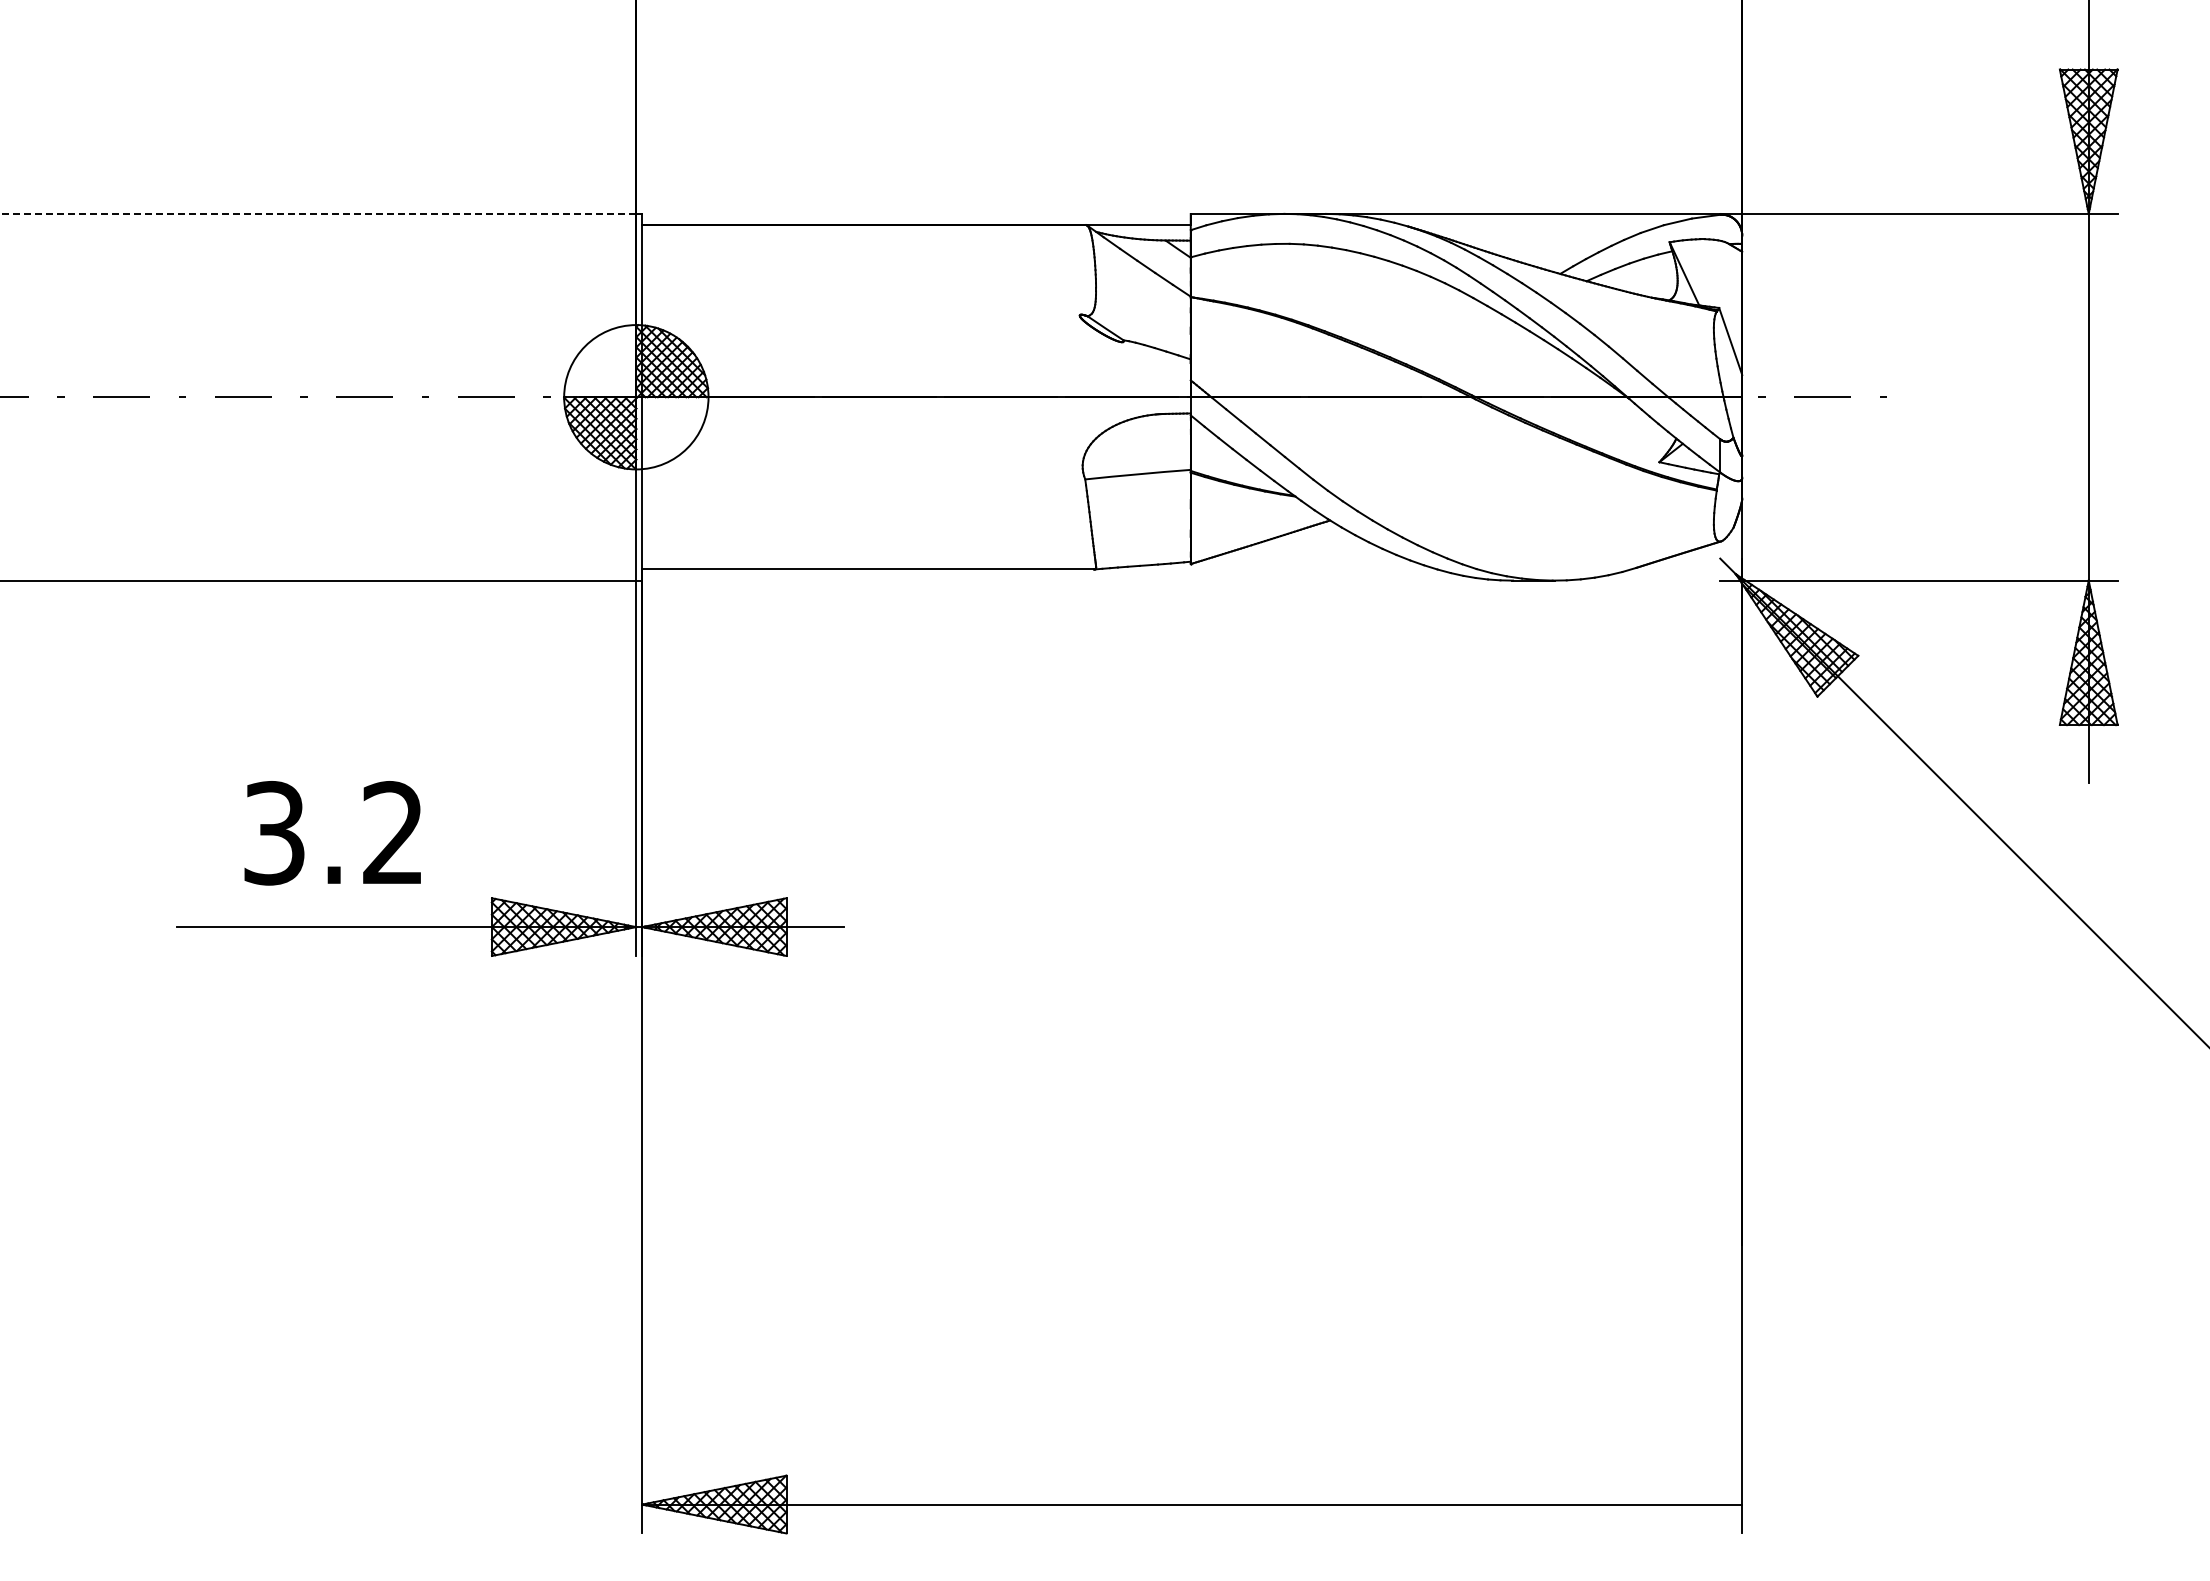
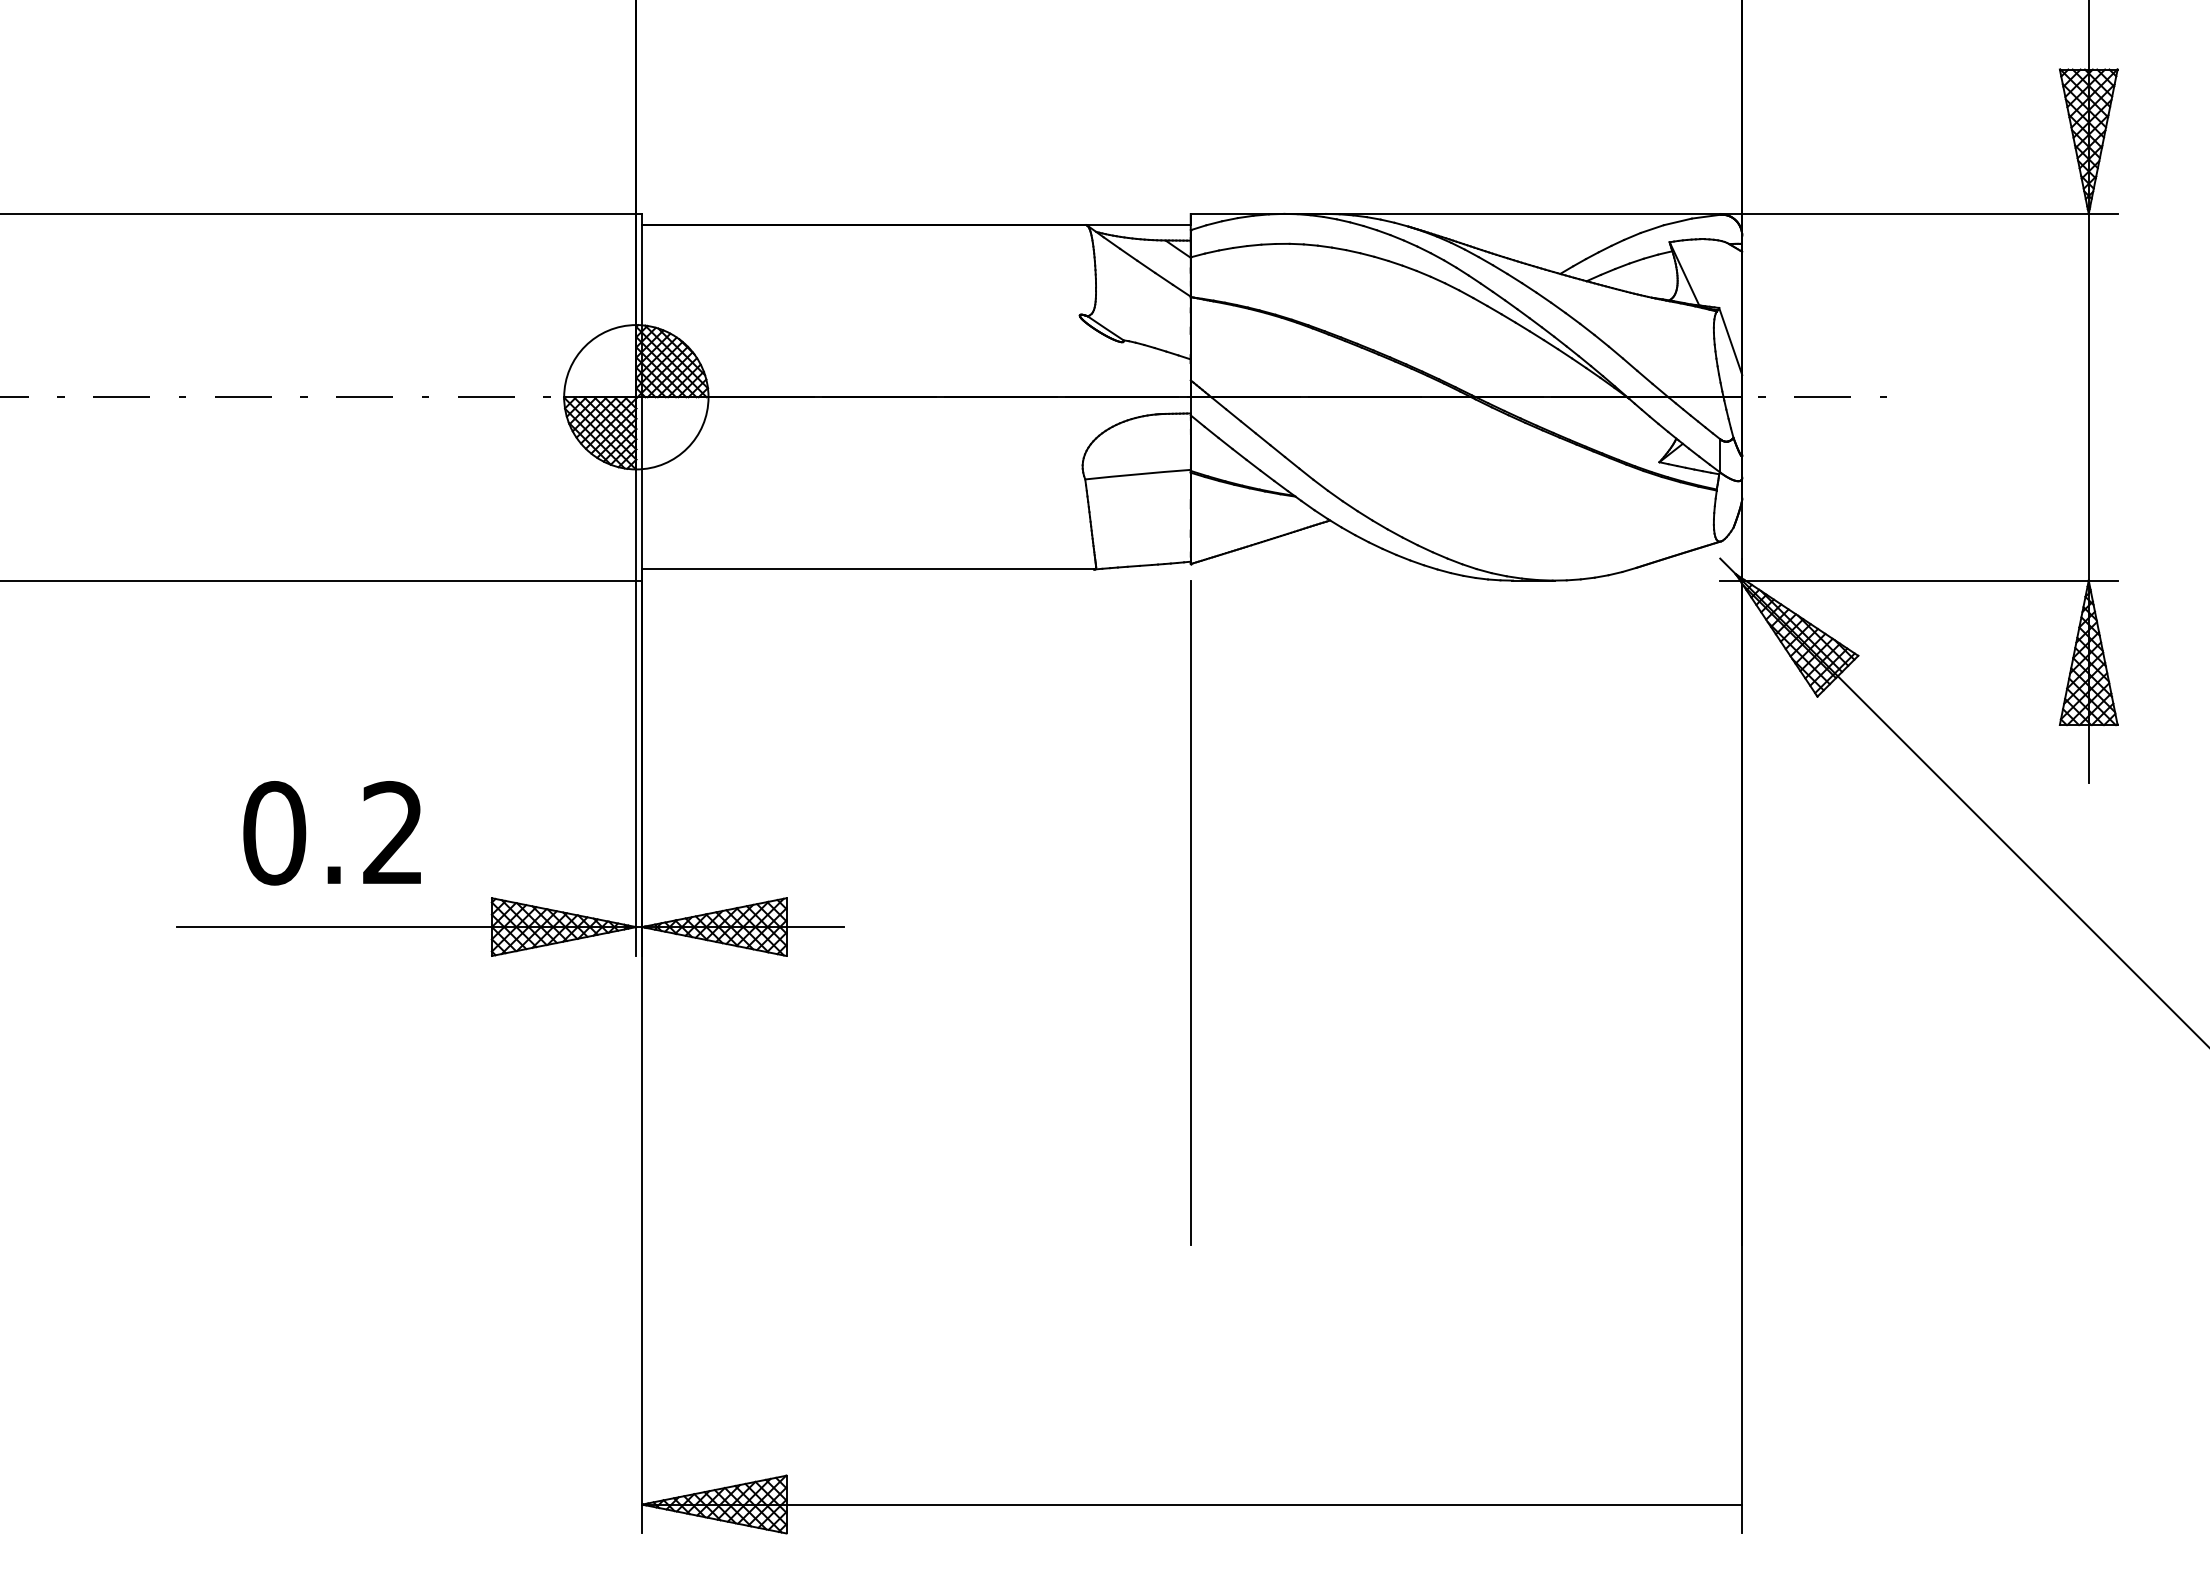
line: dashed -> solid (318, 213)
text: 3.2 -> 0.2 (274, 833)
line: none -> present (1190, 912)
